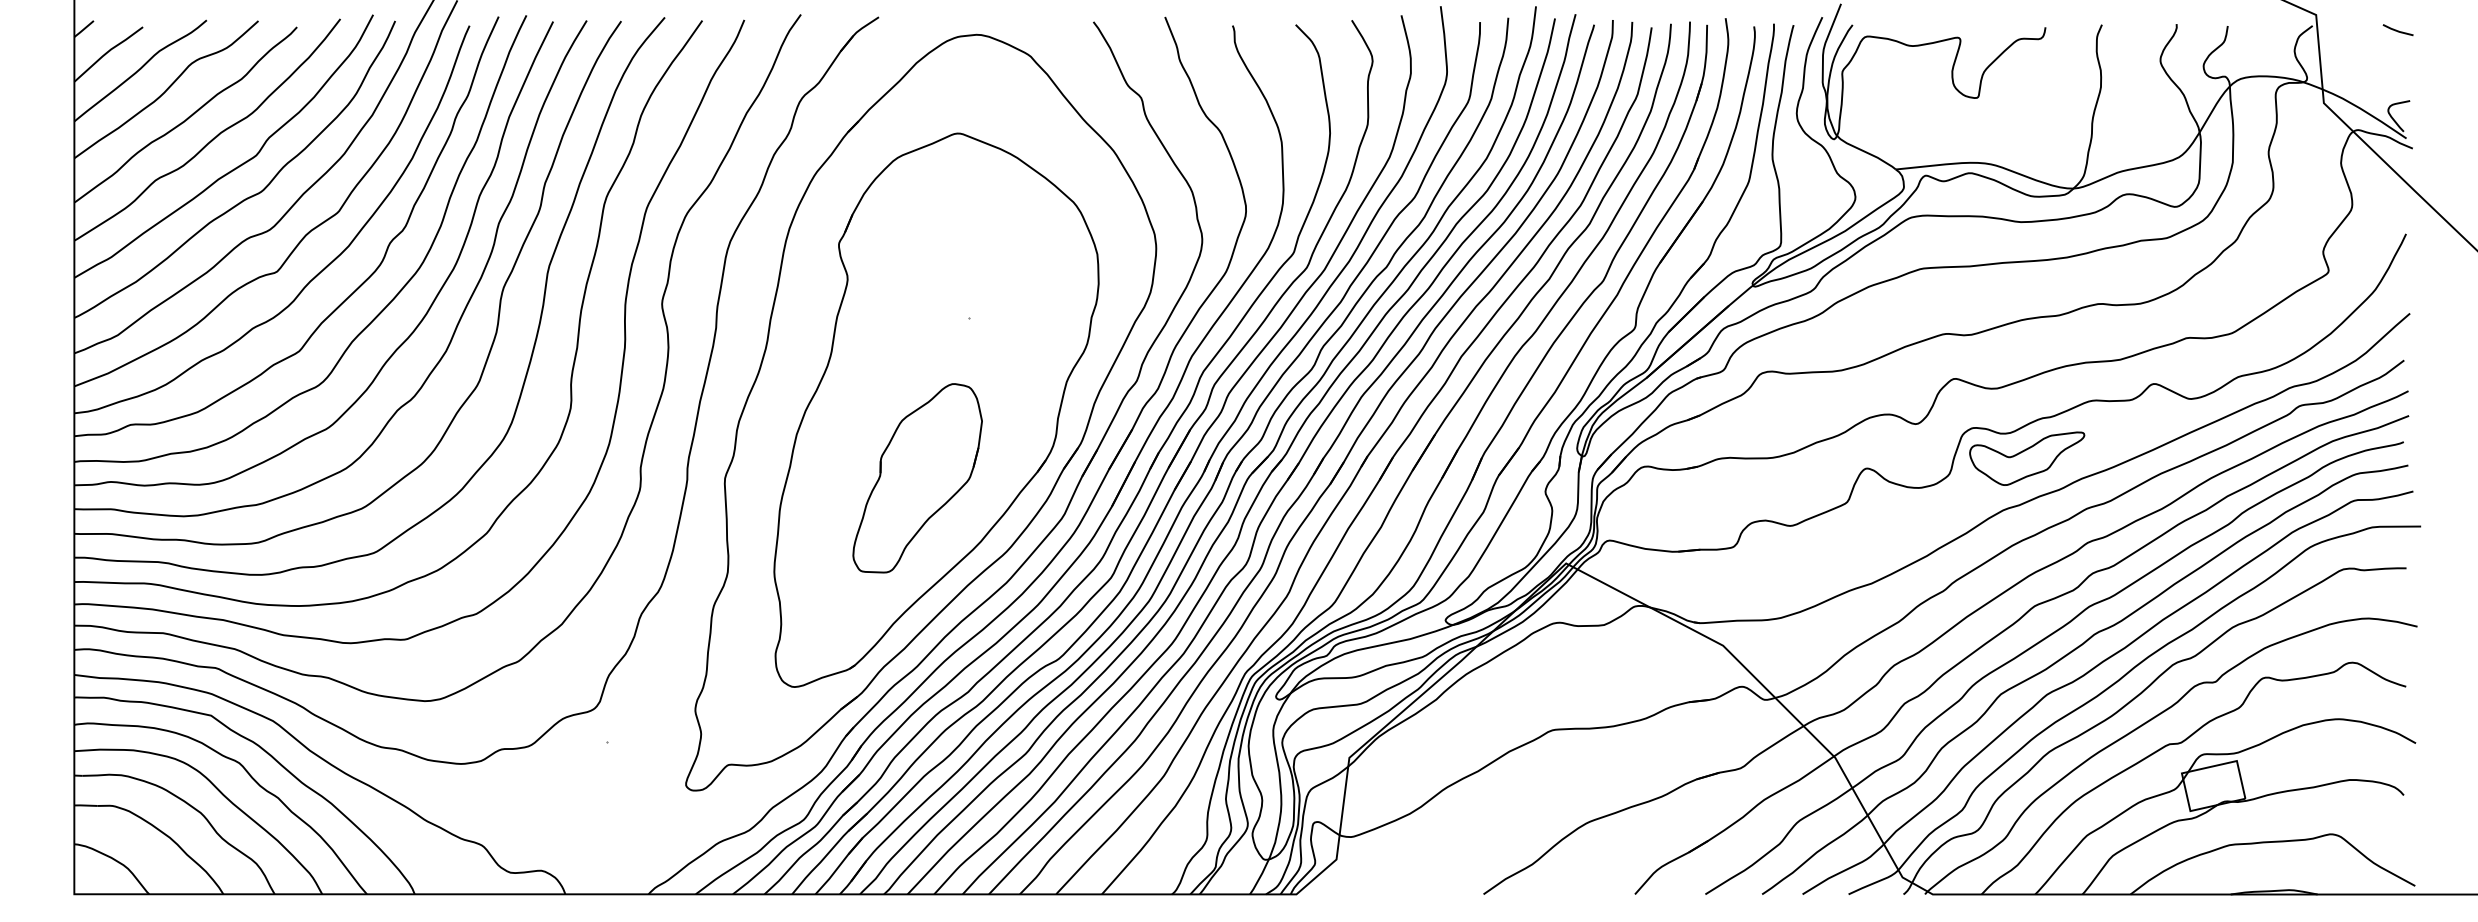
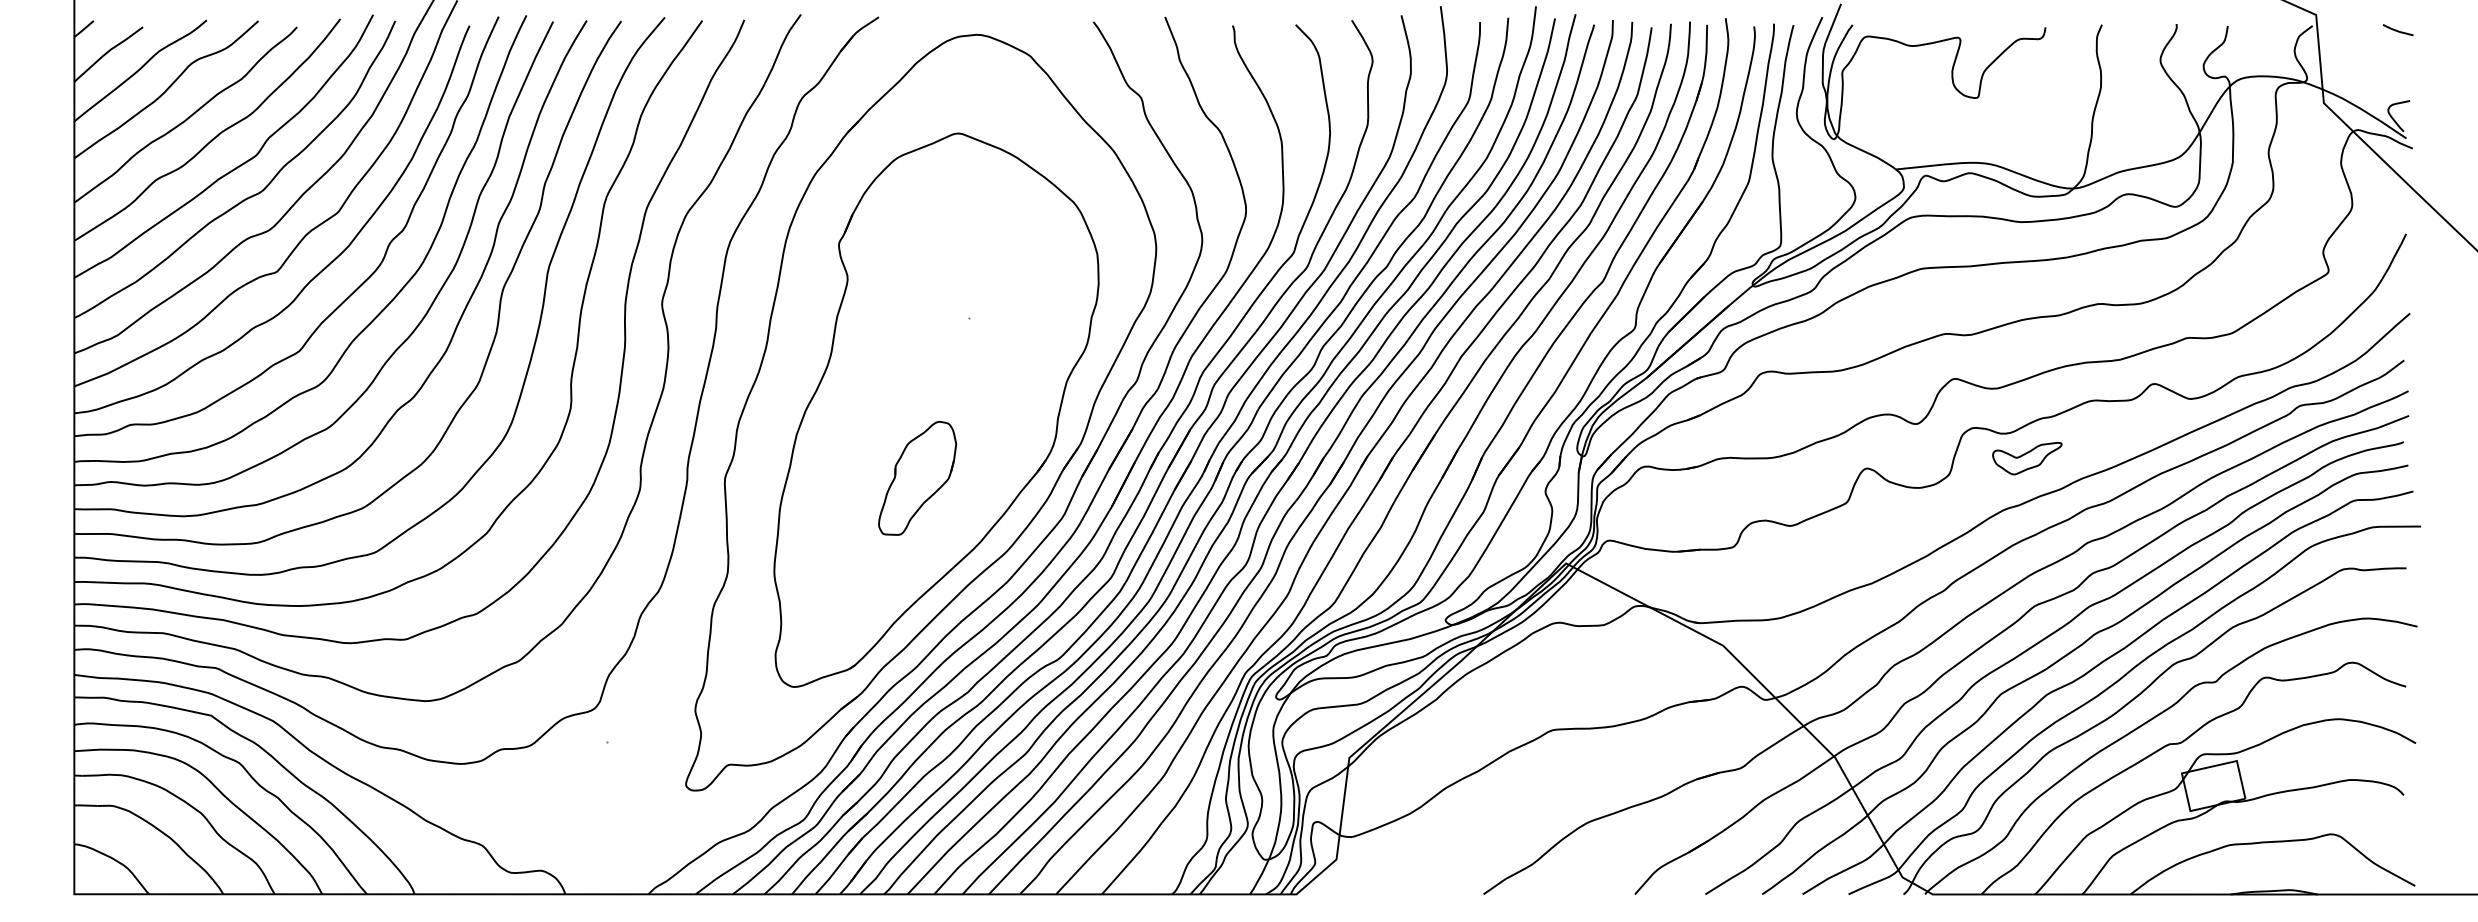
part size: 117x55 px -> 71x34 px (2027, 458)
part size: 131x191 px -> 80x115 px (917, 478)
